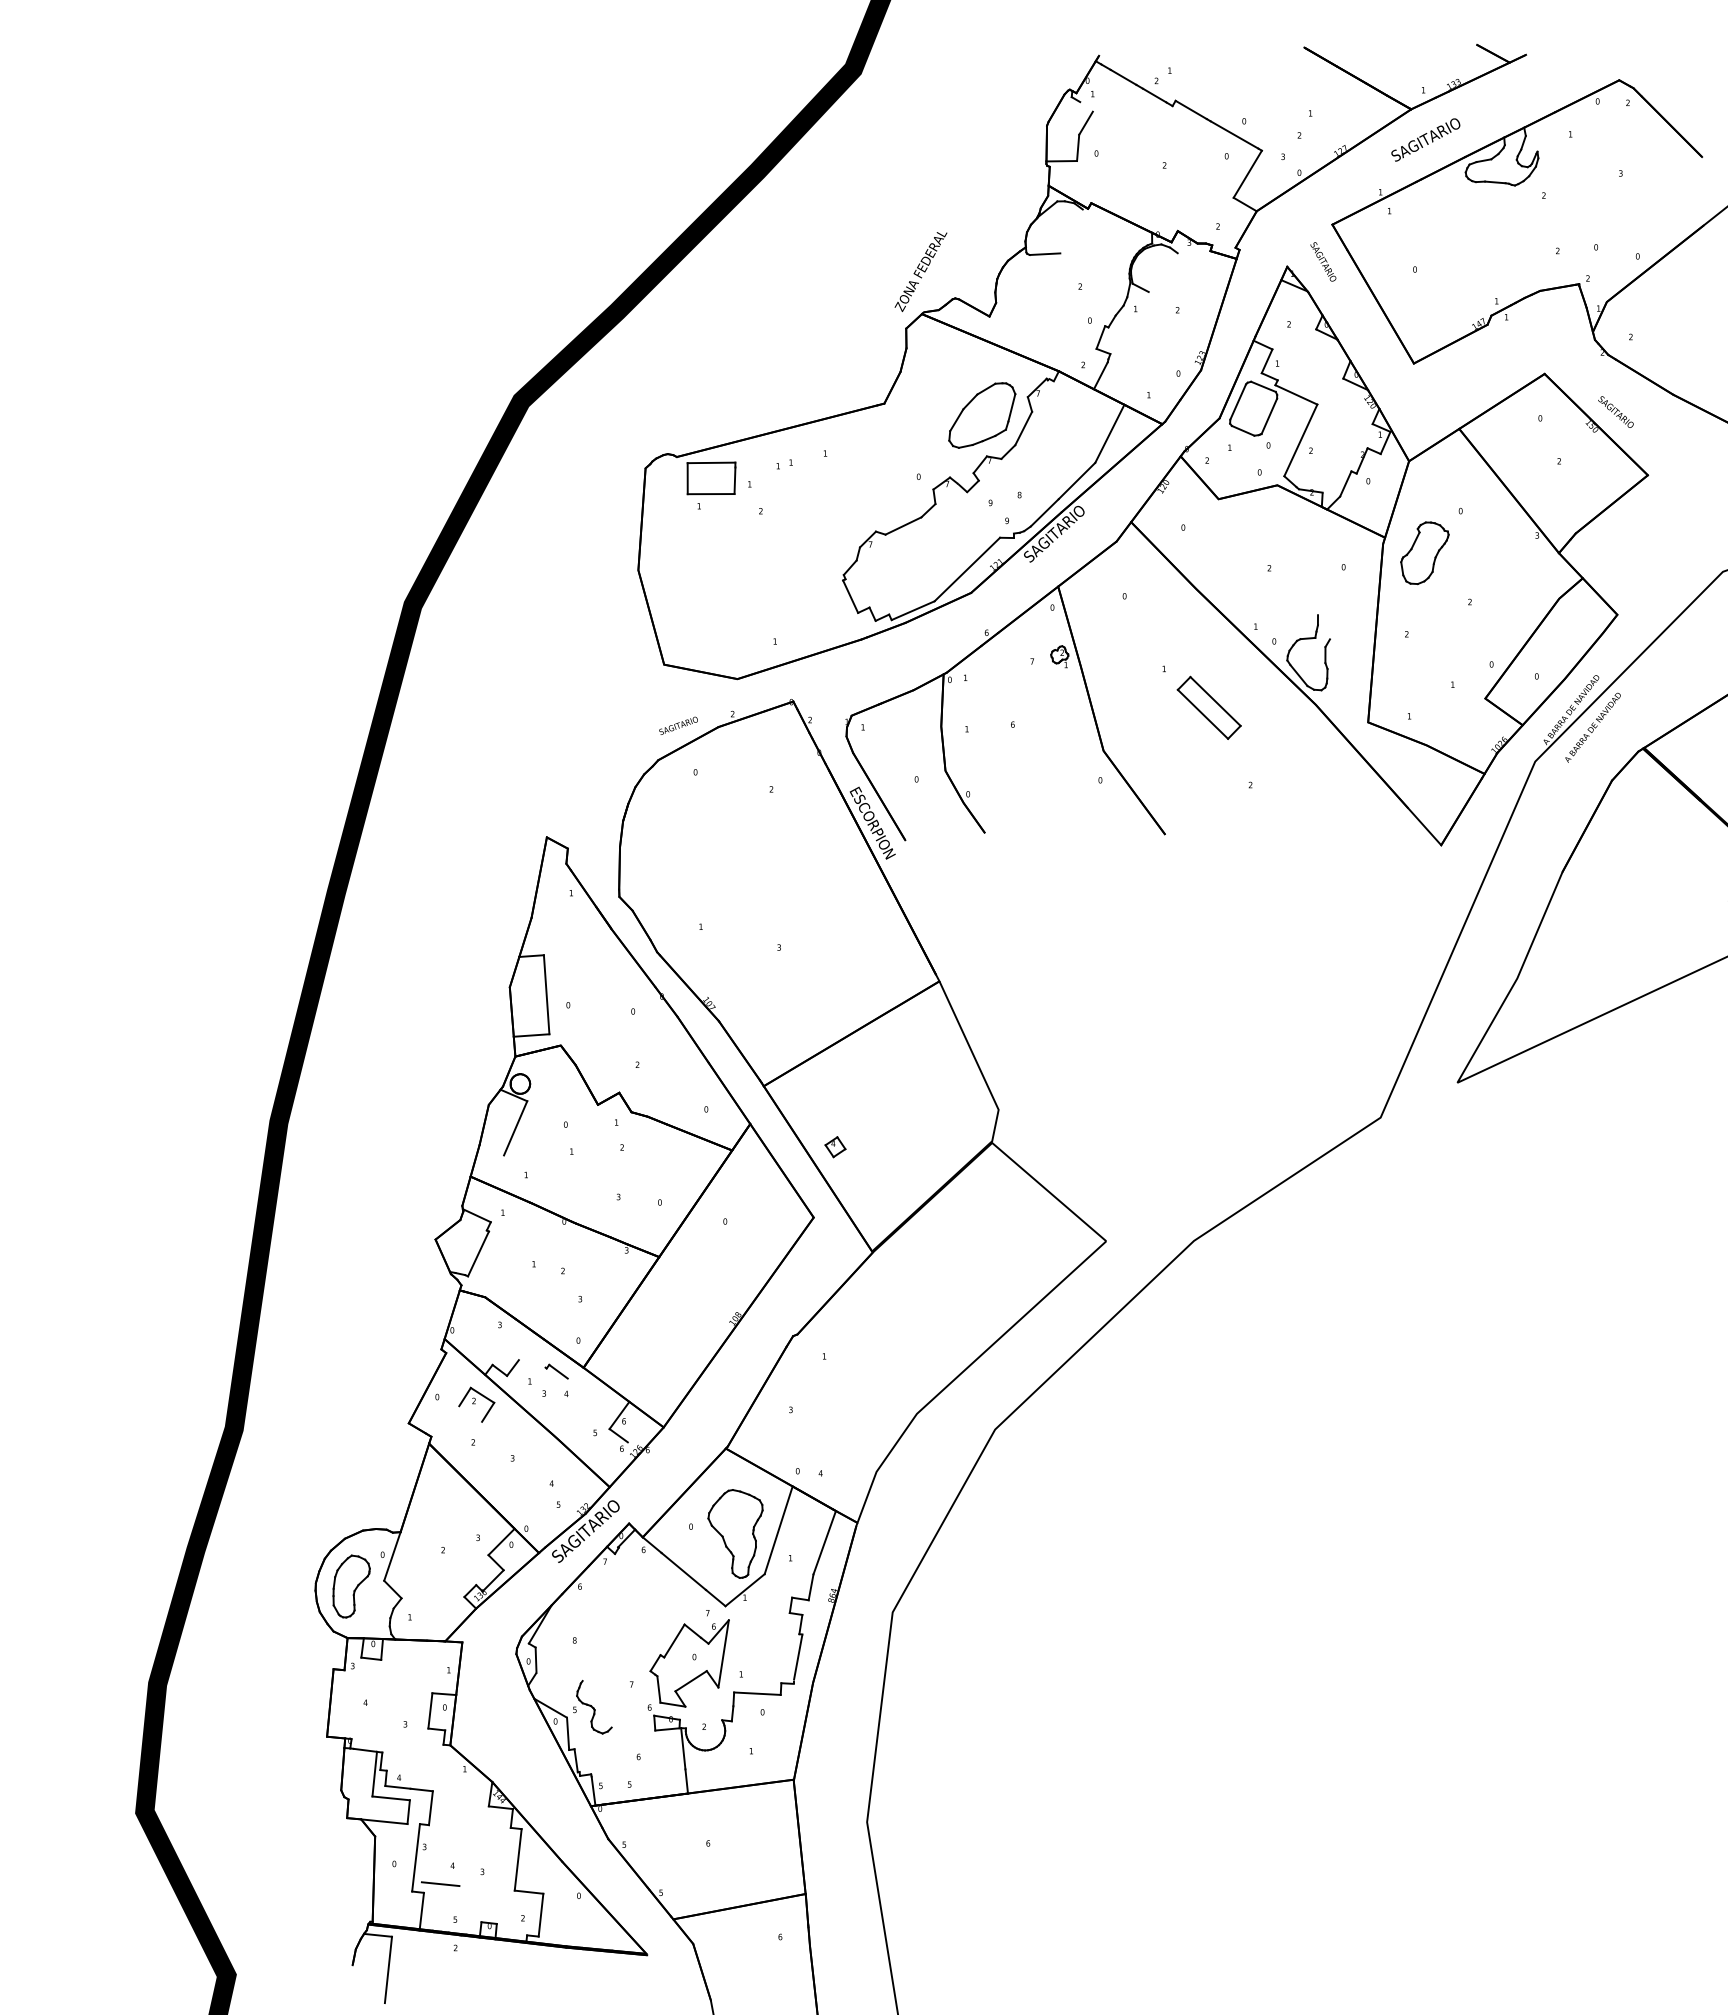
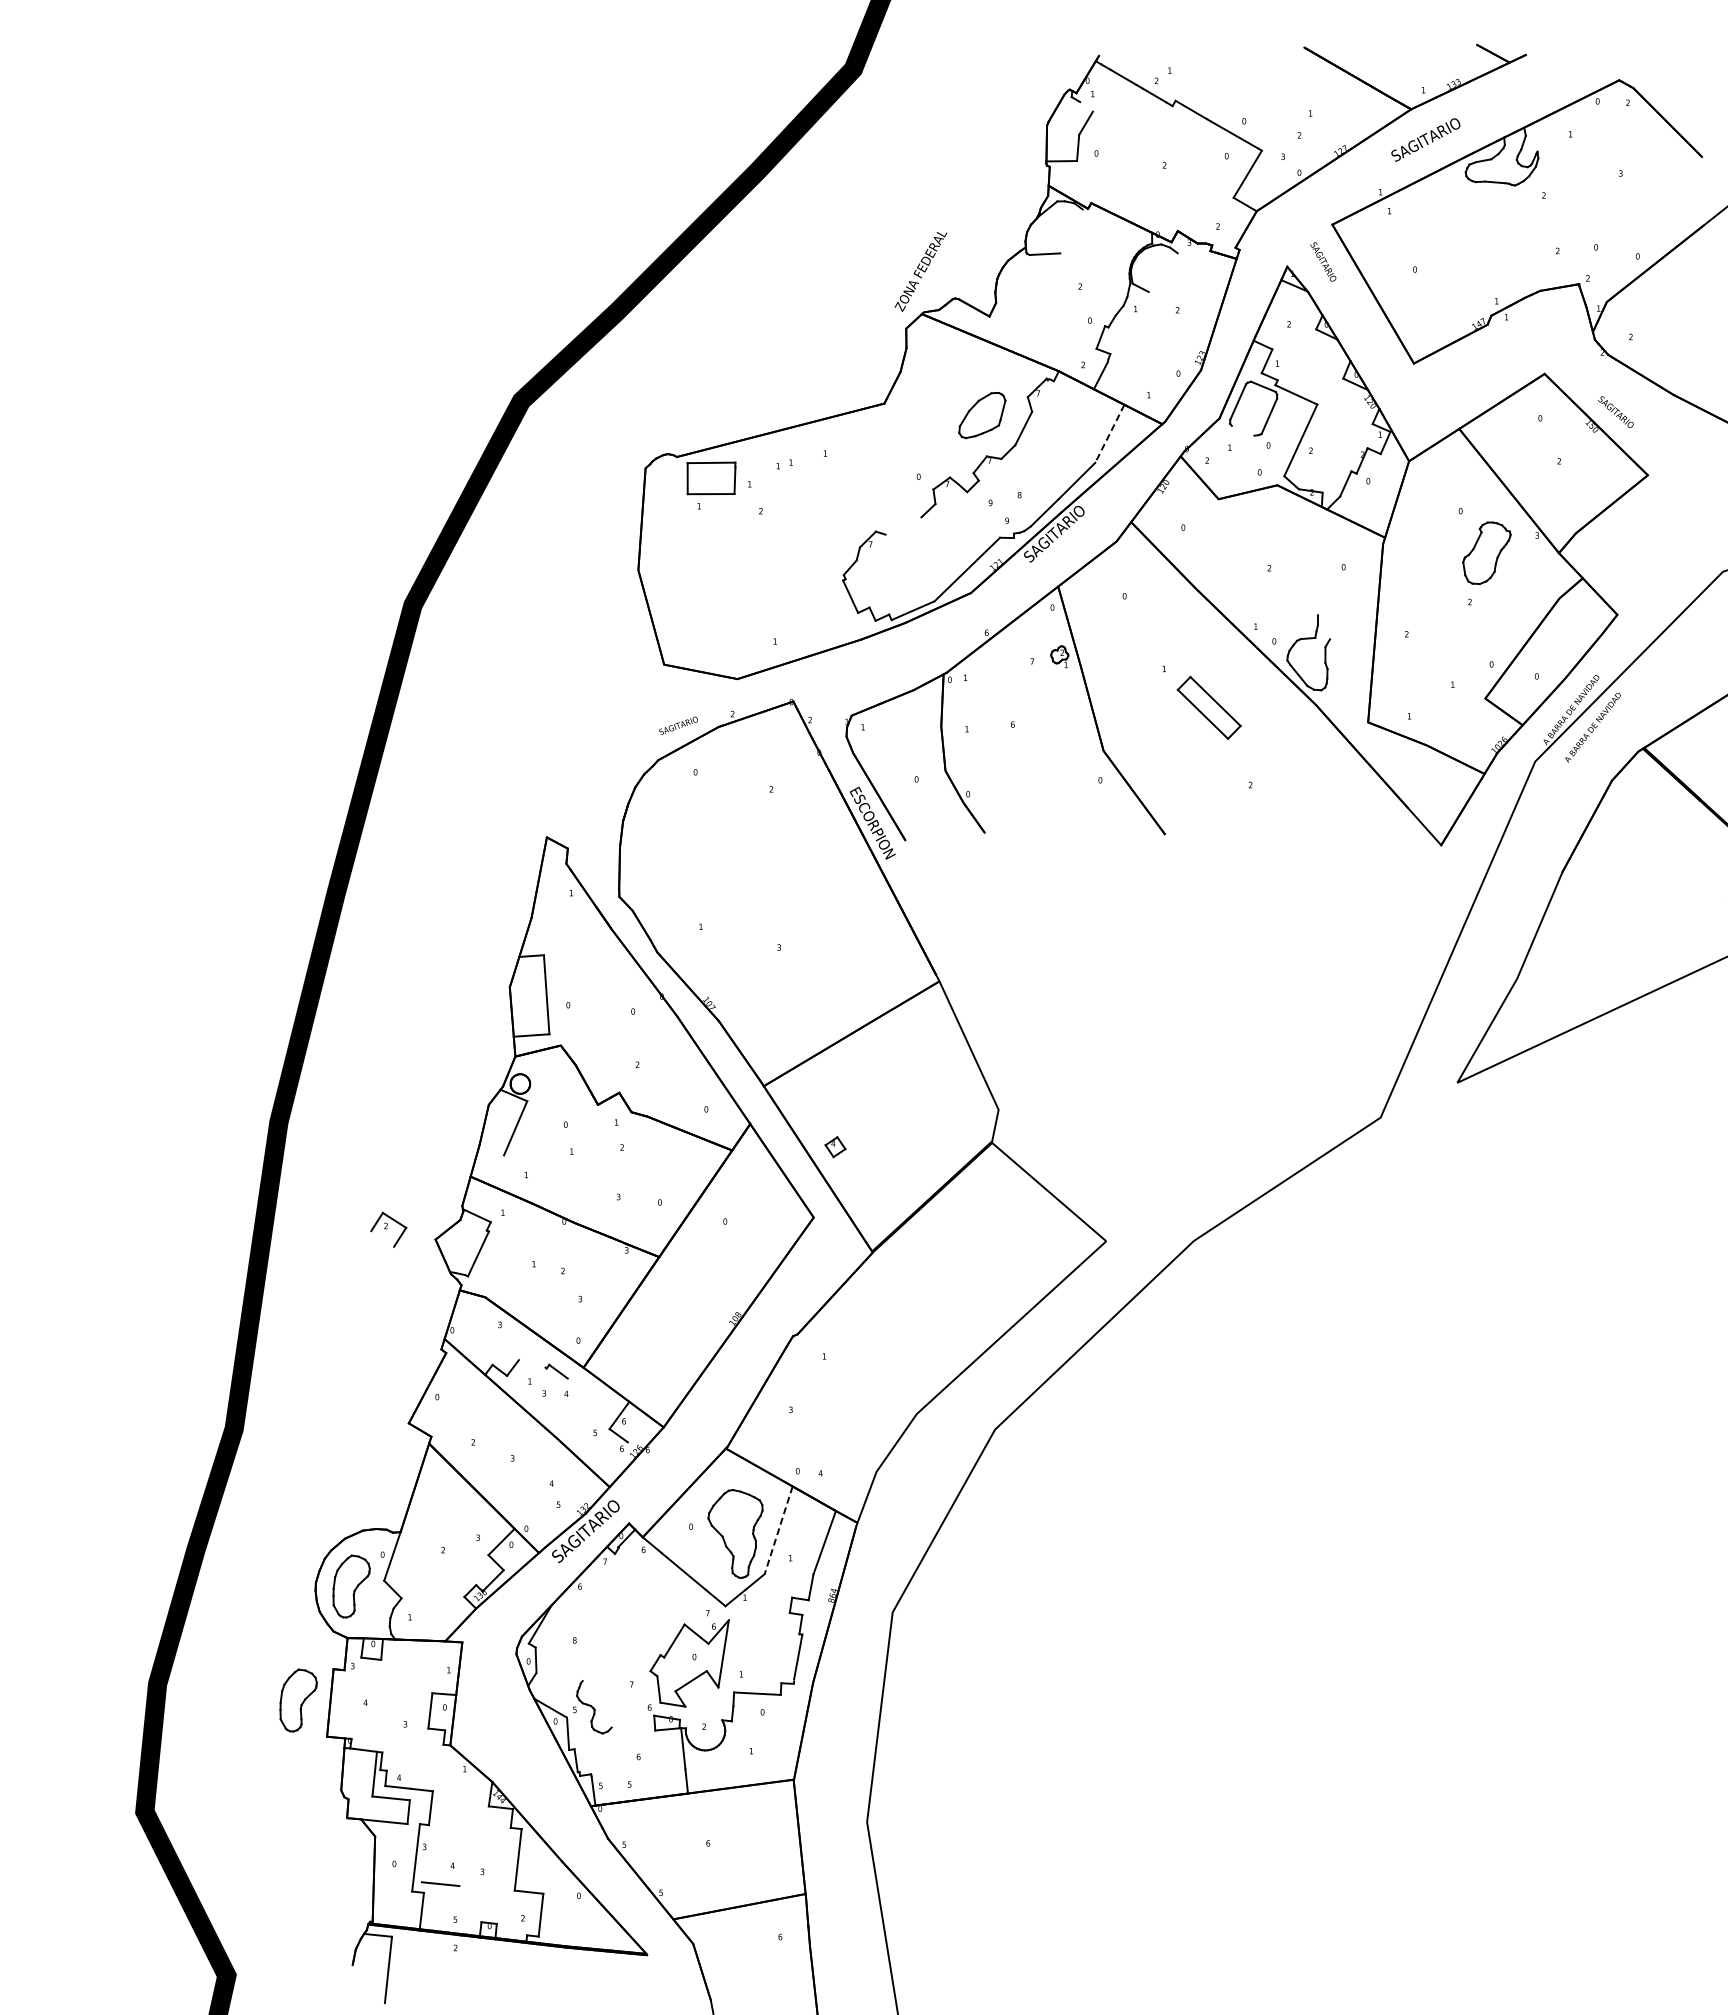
part size: 69x67 px -> 49x48 px (982, 415)
line: present -> none (1242, 430)
line: solid -> dashed (1109, 434)
line: present -> none (903, 525)
part position: (1424, 553) -> (1486, 553) (1486, 553)
part position: (476, 1404) -> (388, 1229) (388, 1229)
line: solid -> dashed (778, 1530)
part: none -> present (298, 1700)
